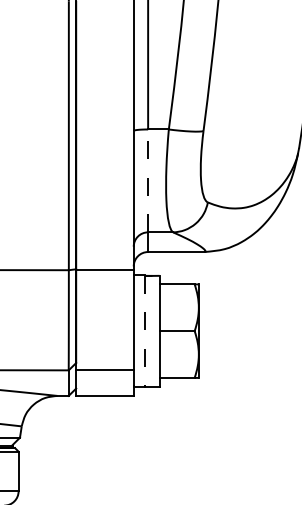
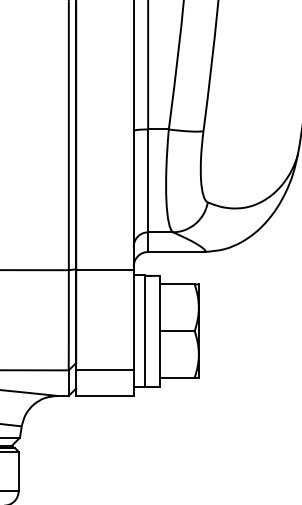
line: dashed -> solid (148, 180)
line: dashed -> solid (145, 331)
